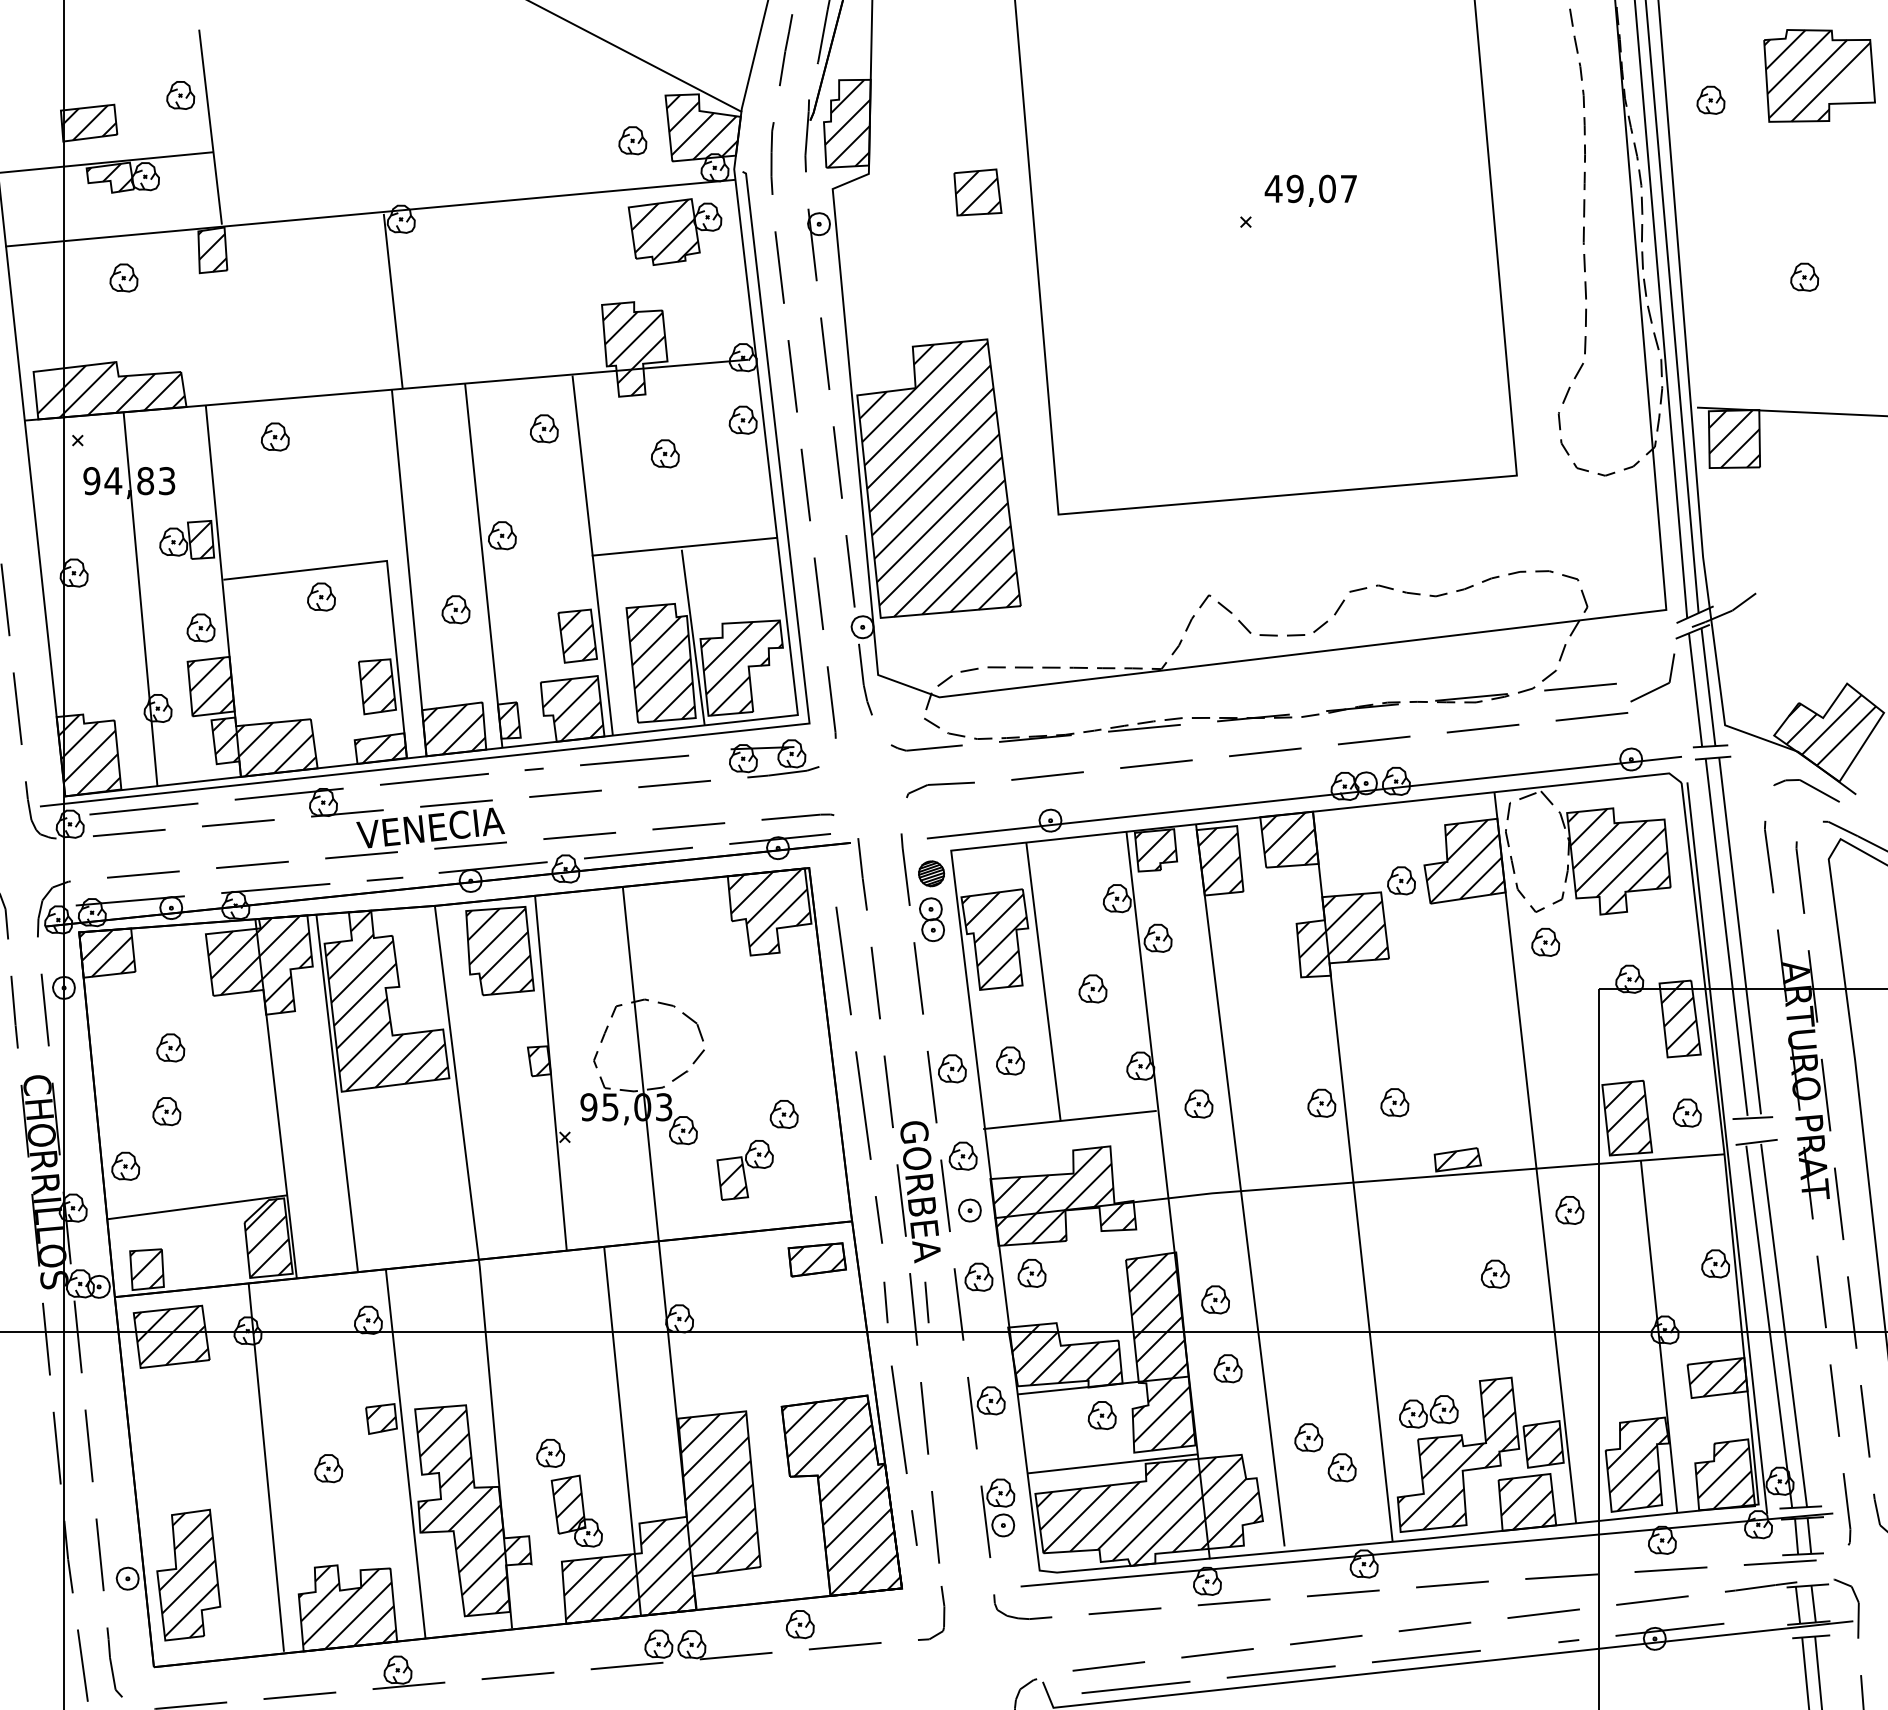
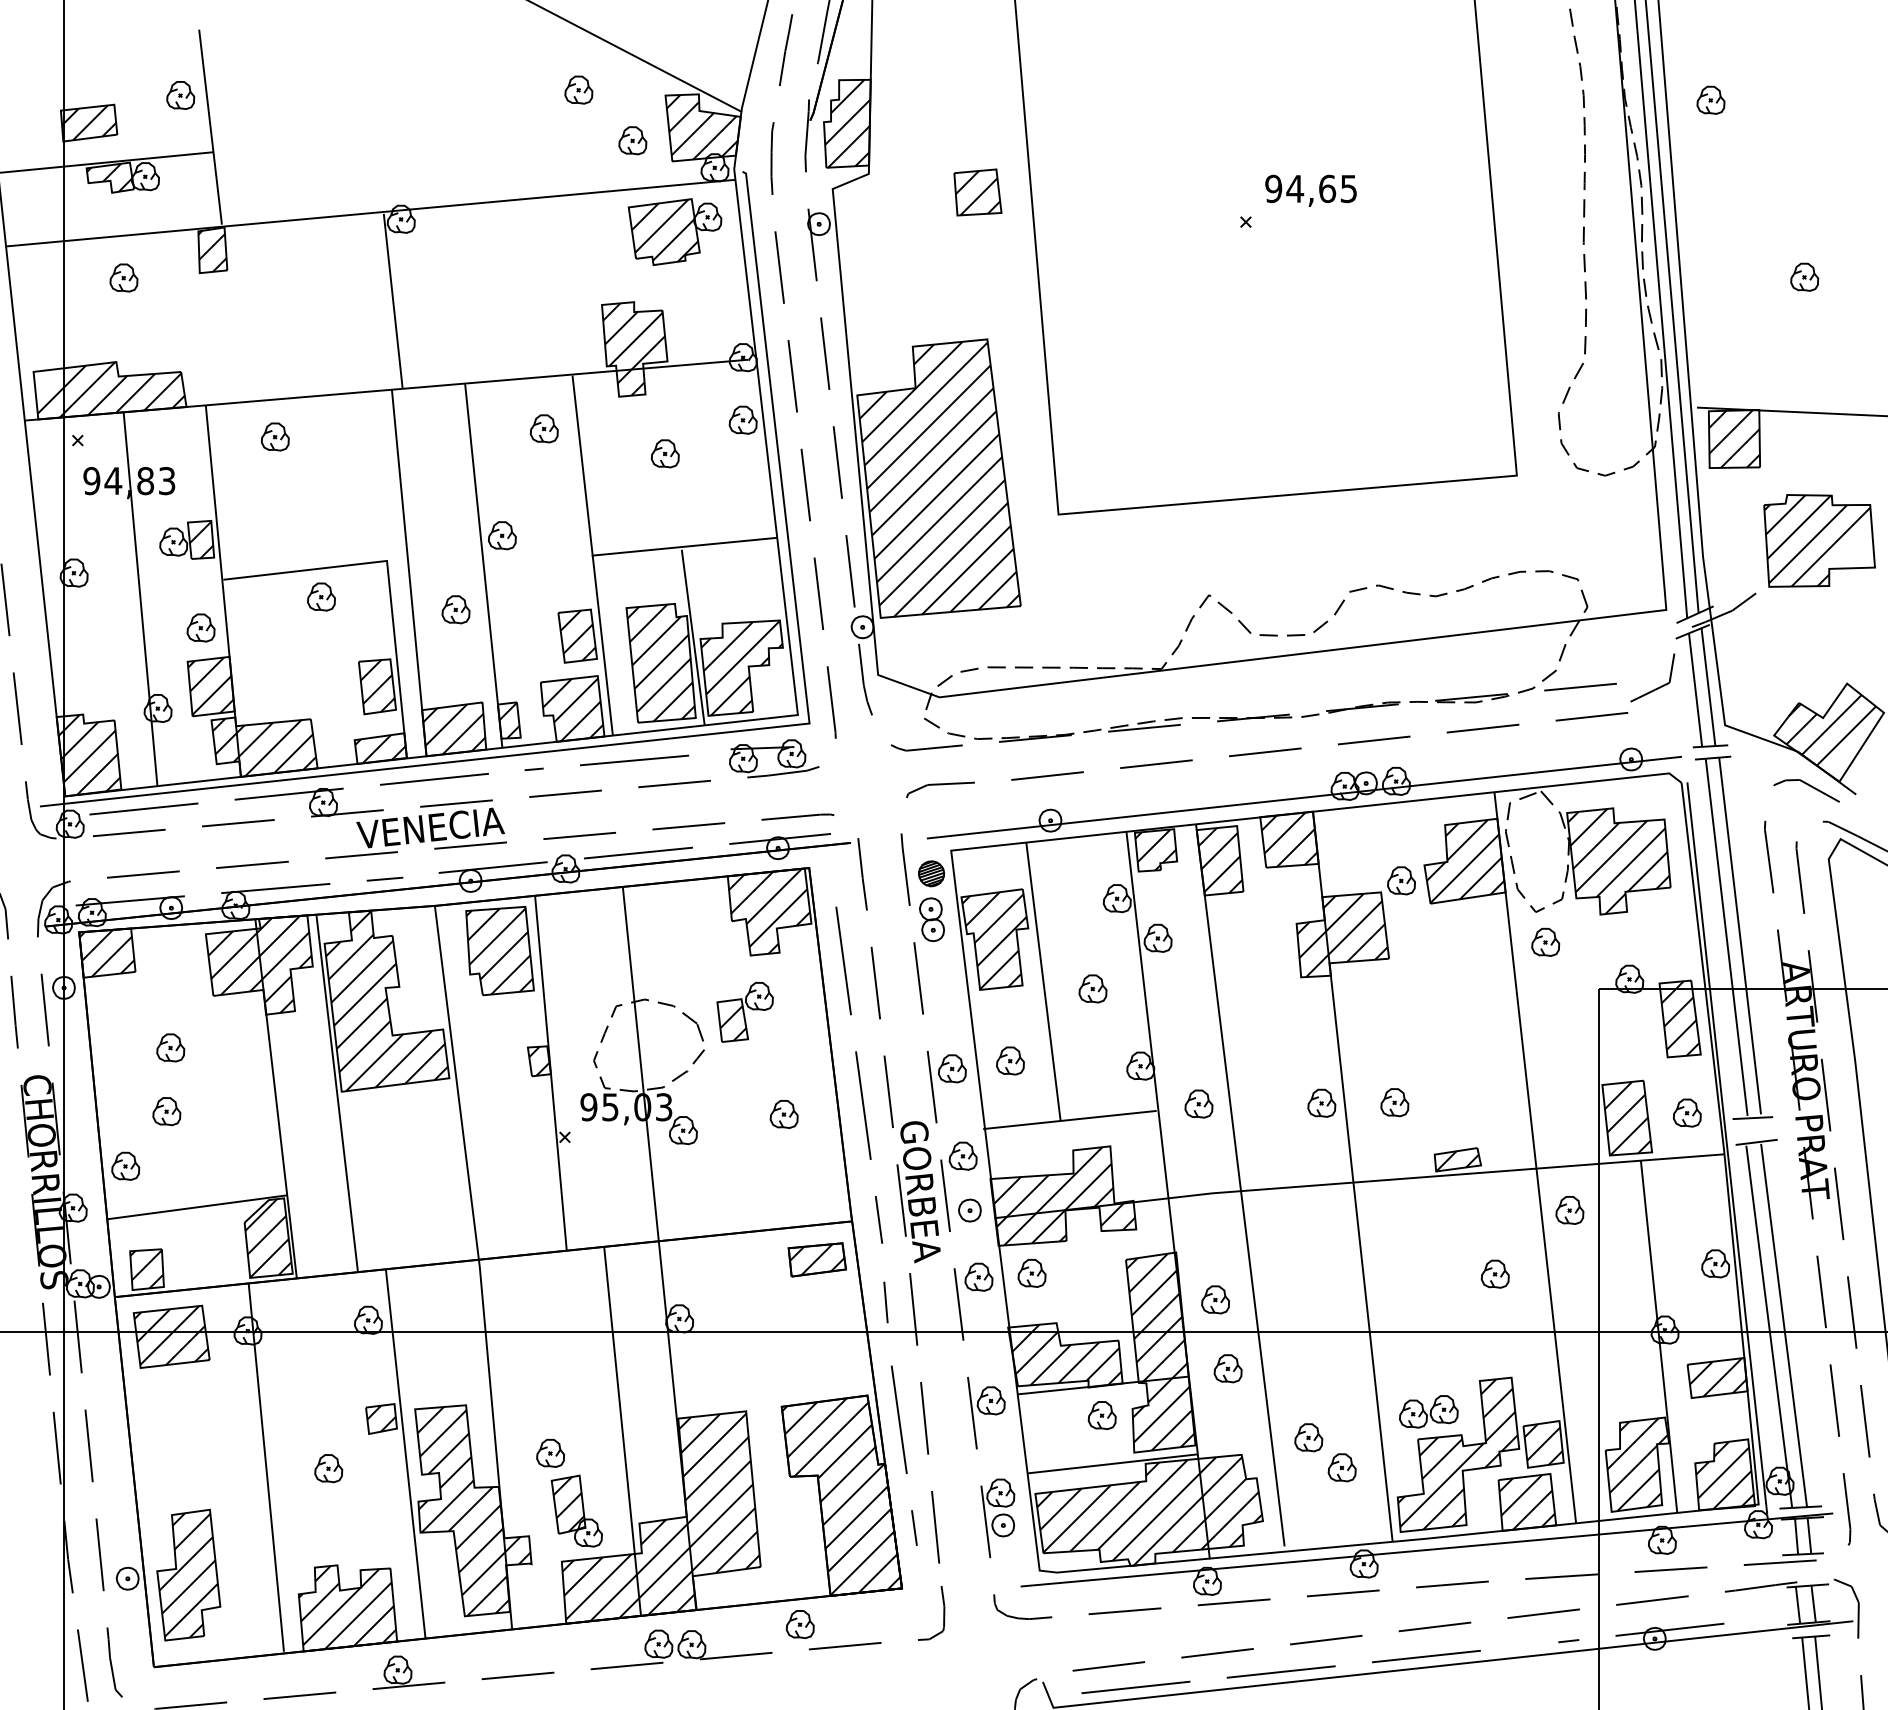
part position: (1819, 75) -> (1819, 540) (1819, 540)
part: none -> present (578, 89)
text: 49,07 -> 94,65 (1310, 188)
part position: (744, 1170) -> (744, 1012) (744, 1012)
line: present -> none (926, 1302)
